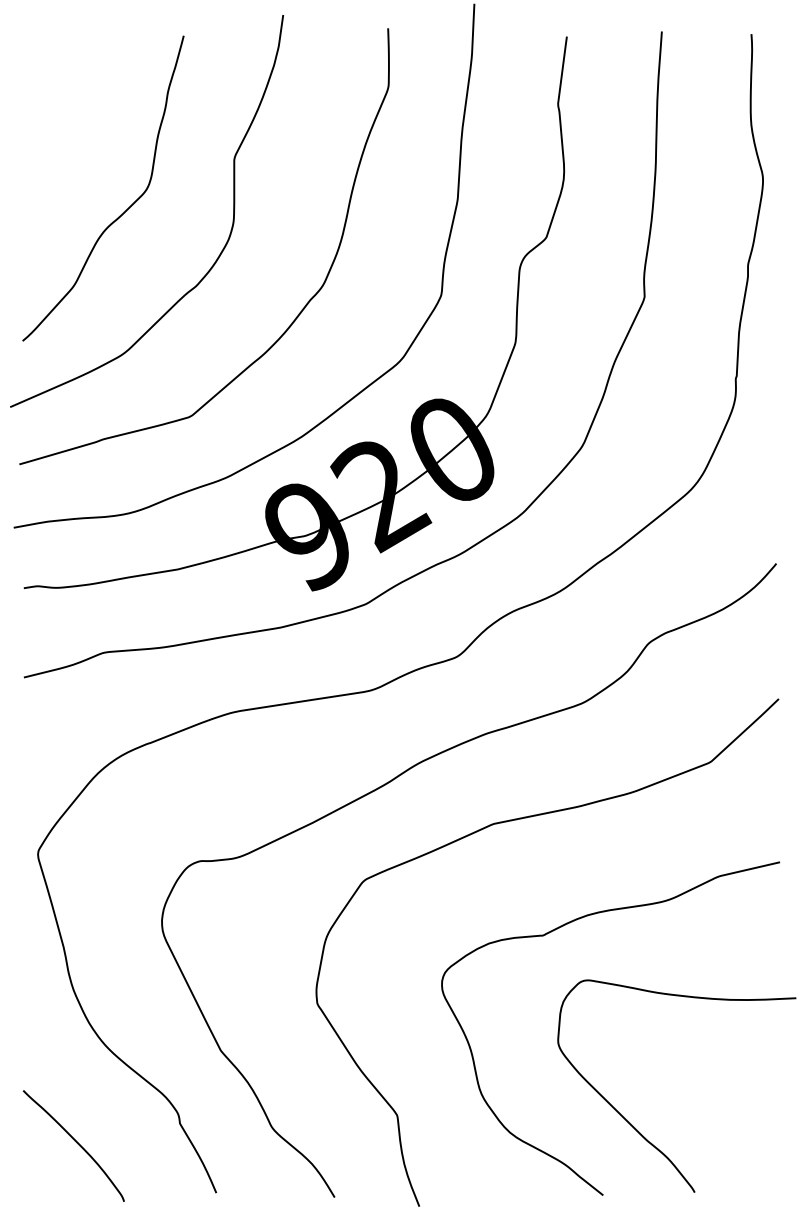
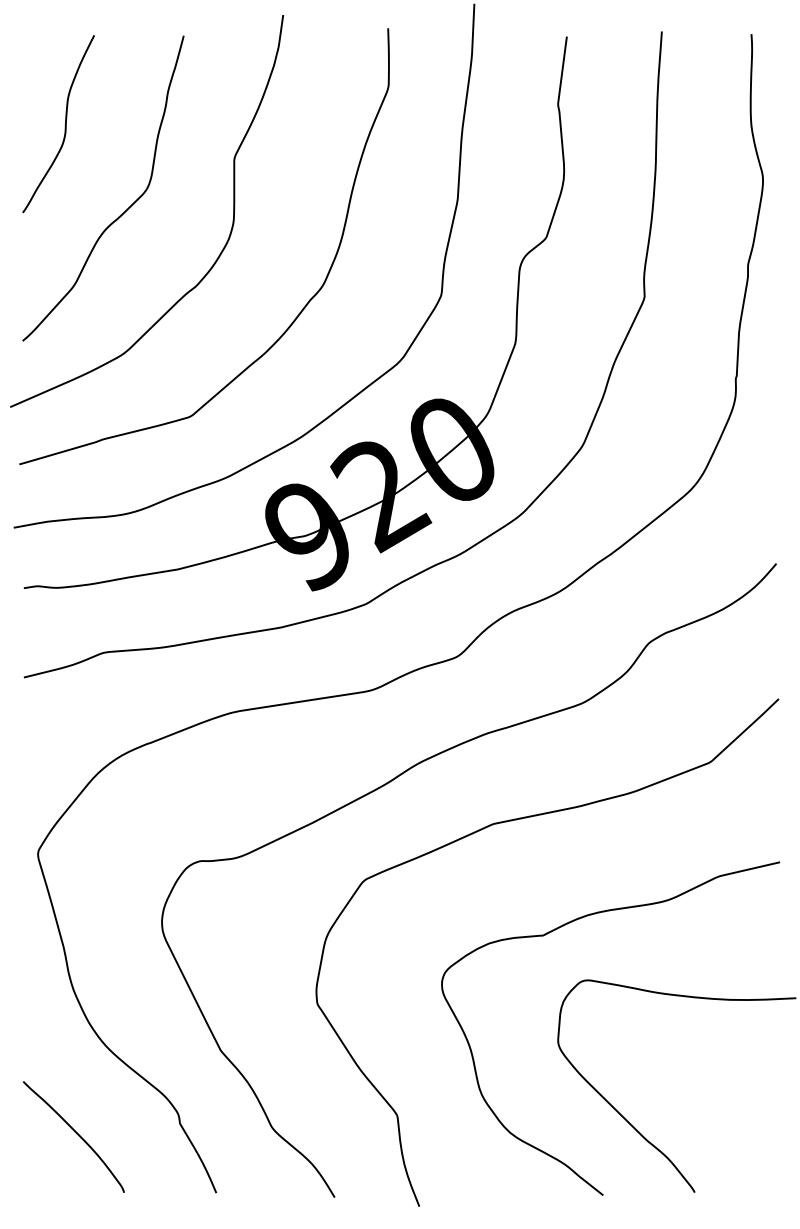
curve: none -> present (64, 125)
curve position: (75, 1142) -> (75, 1133) (75, 1133)
